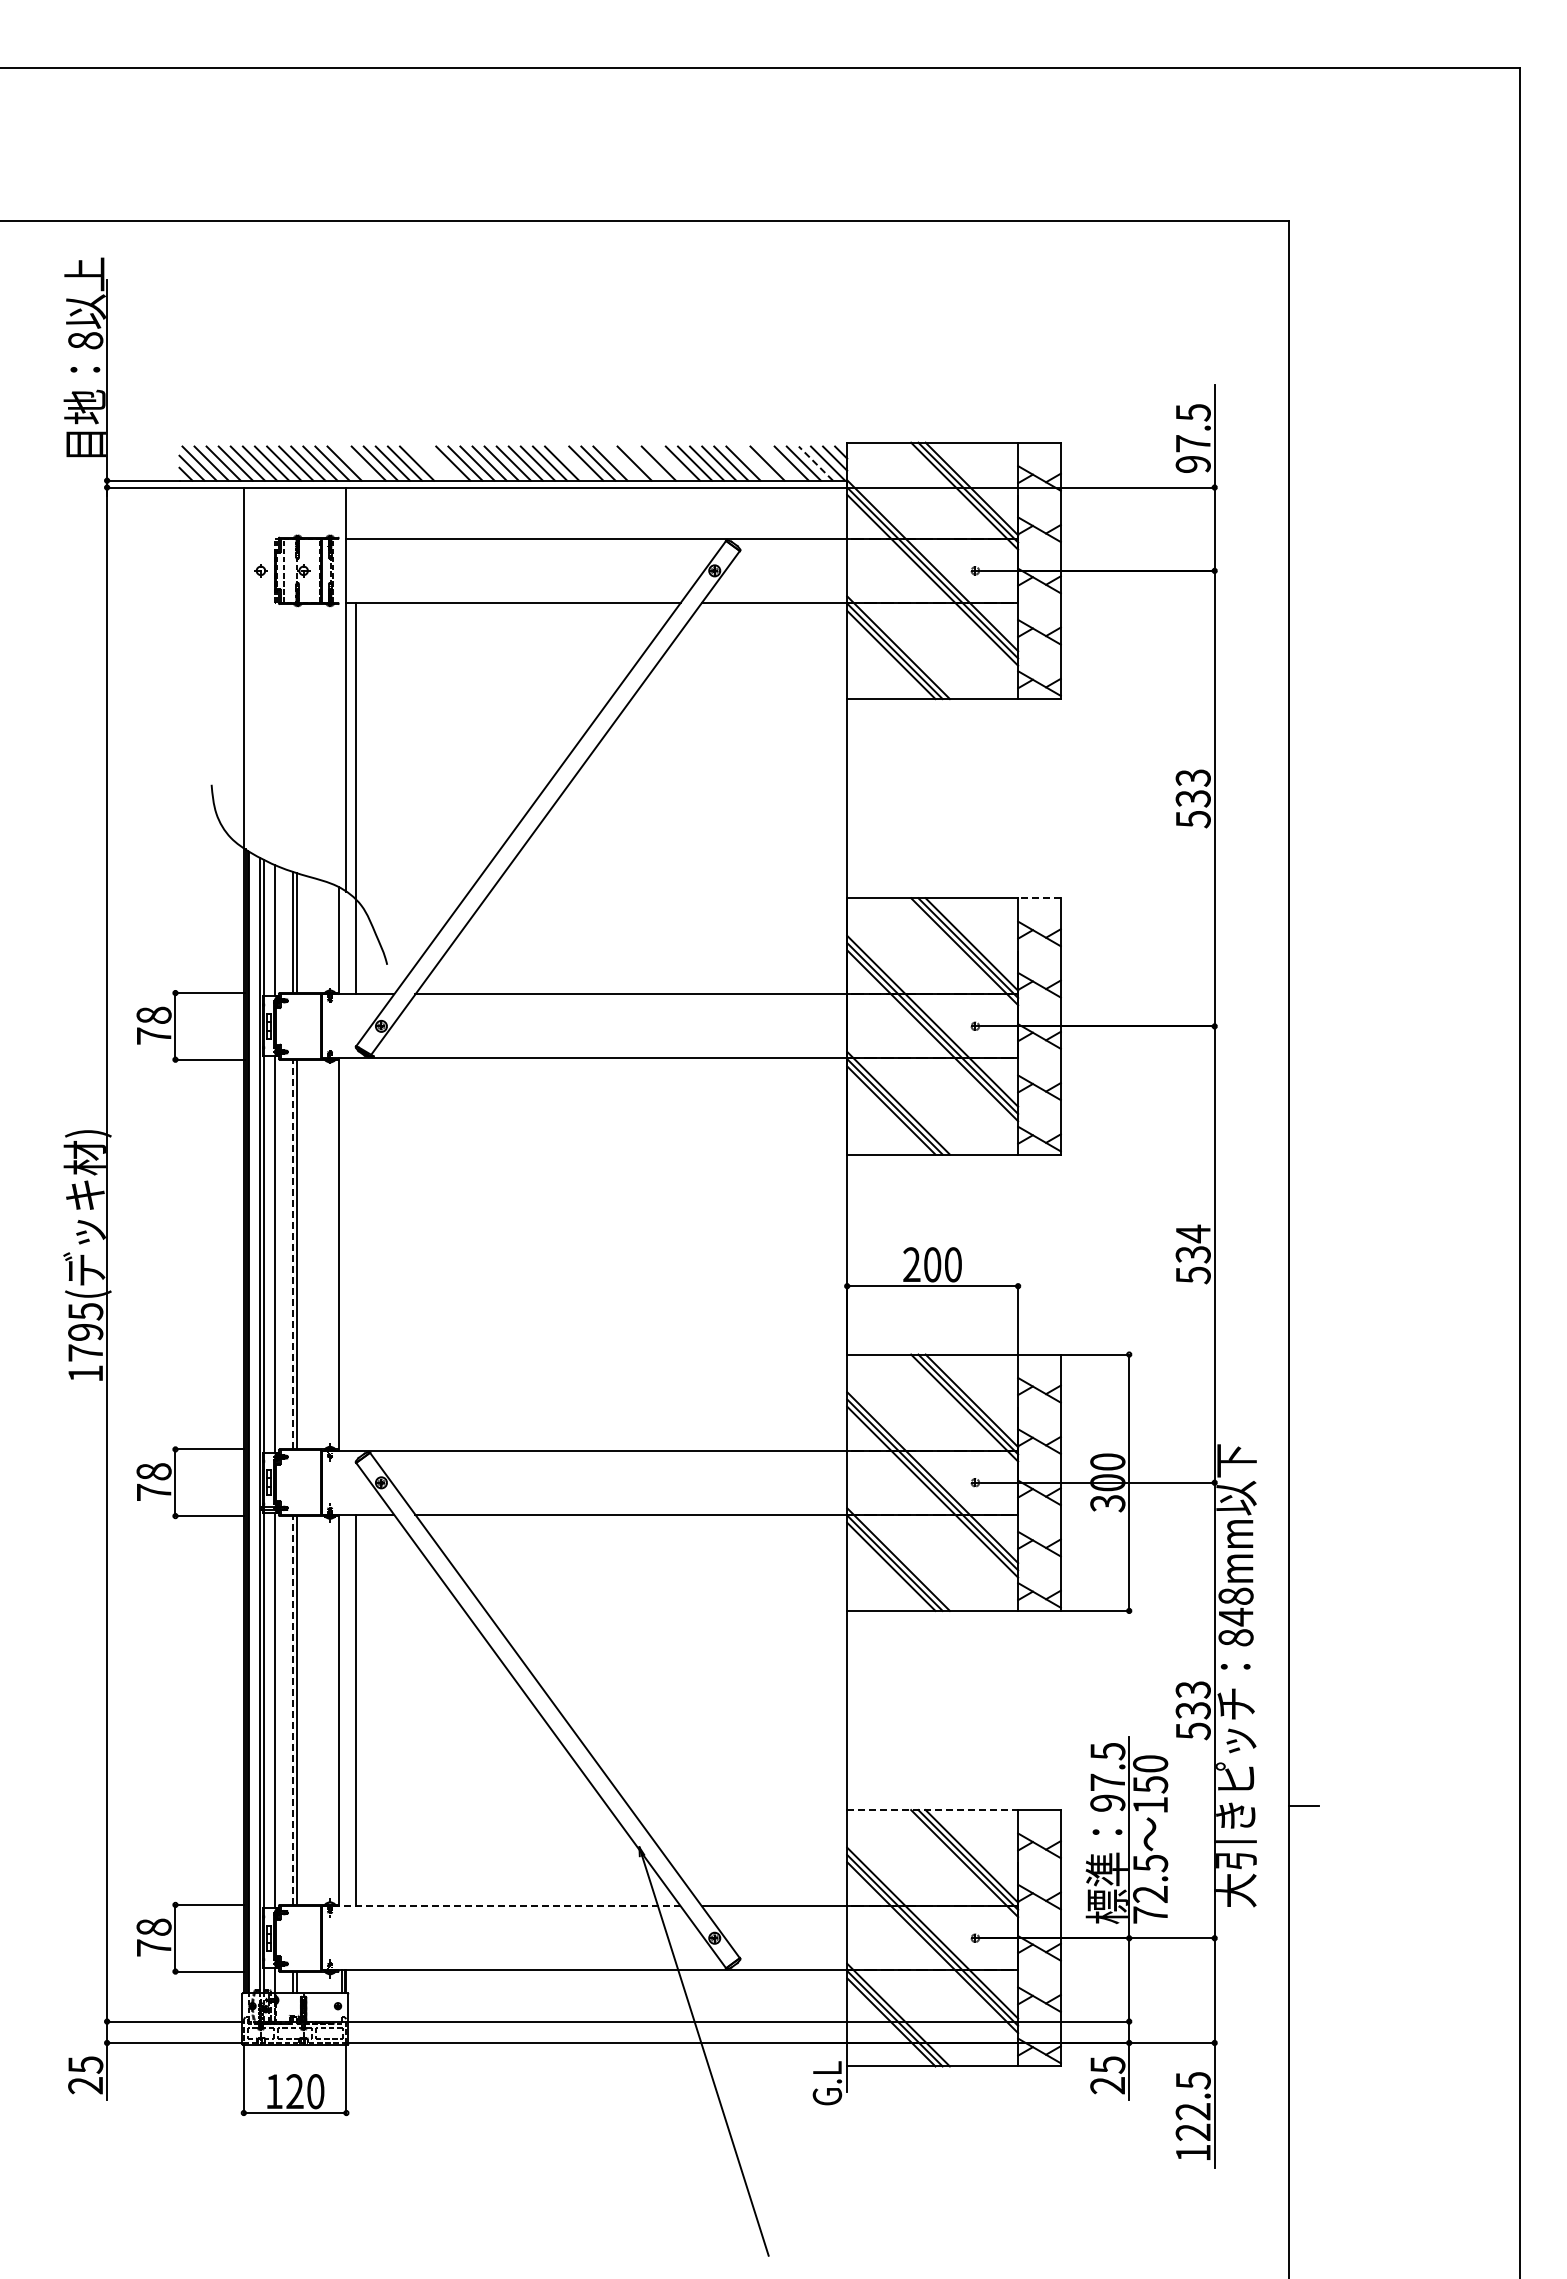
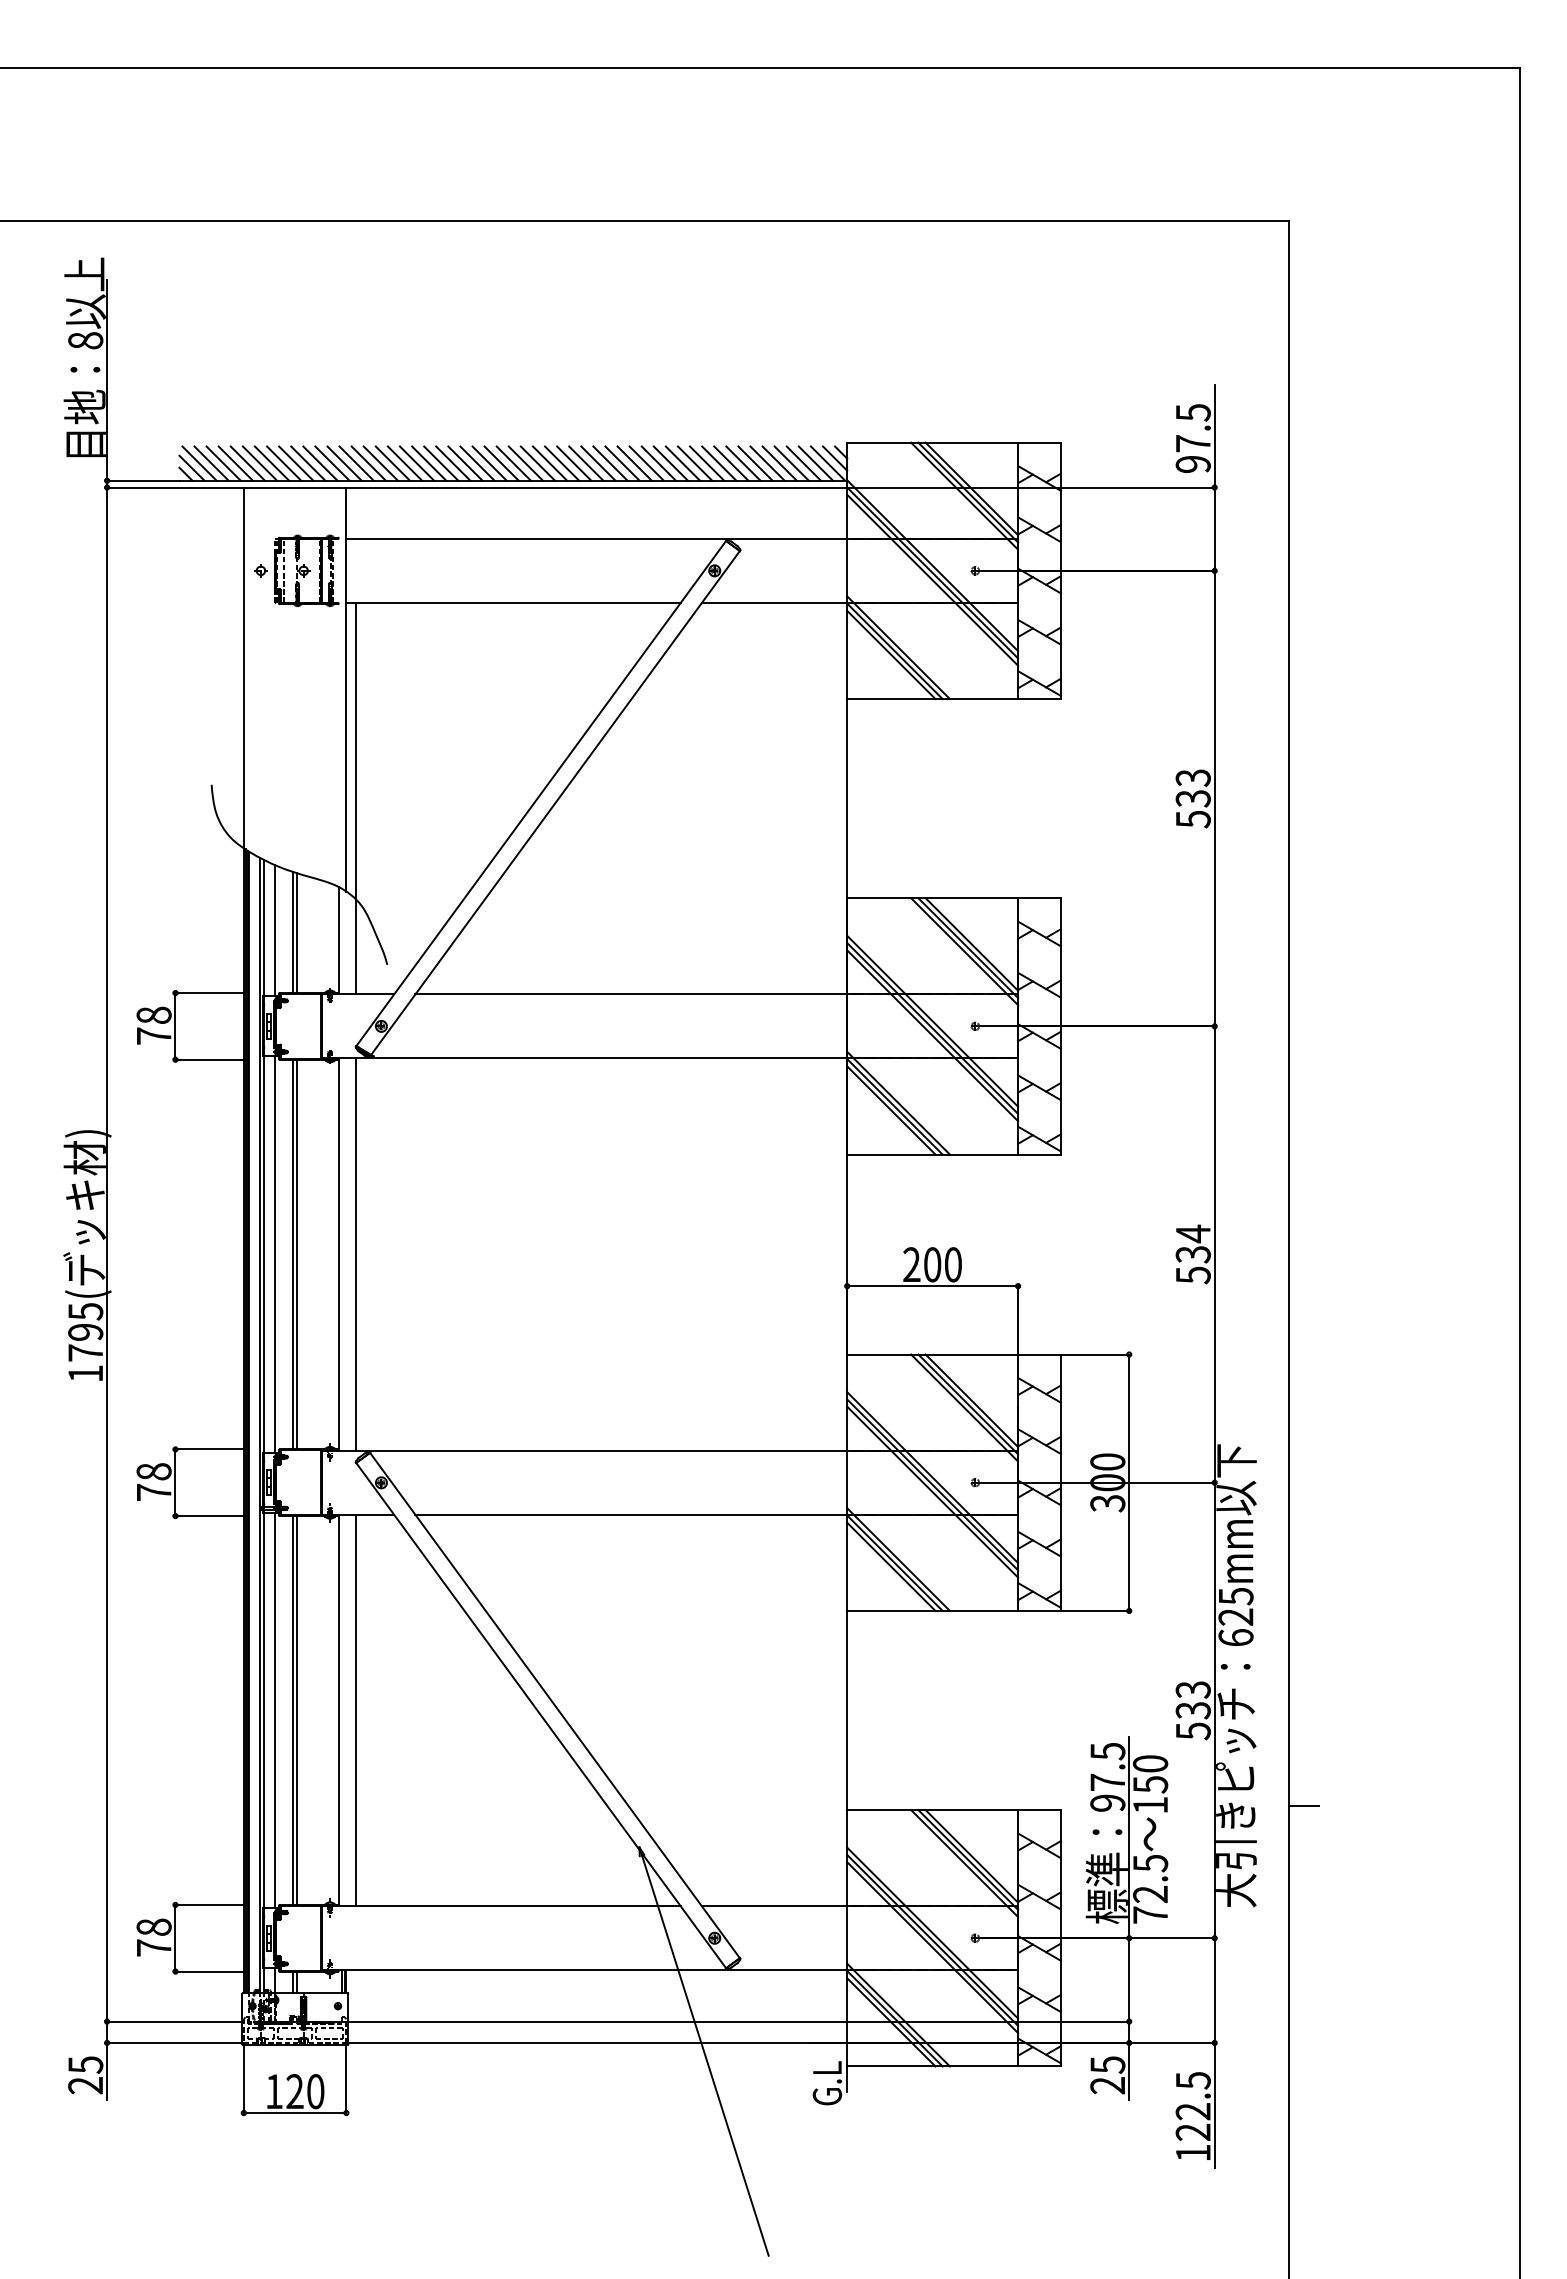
line: none -> present (356, 463)
line: none -> present (429, 463)
line: none -> present (441, 463)
line: none -> present (574, 463)
line: none -> present (622, 463)
line: none -> present (646, 463)
line: none -> present (670, 463)
line: none -> present (755, 463)
line: none -> present (779, 463)
line: dashed -> solid (815, 463)
line: dashed -> solid (1039, 898)
line: dashed -> solid (292, 1254)
line: none -> present (355, 1254)
text: 848mm -> 625mm (1235, 1616)
line: dashed -> solid (292, 1710)
line: dashed -> solid (933, 1810)
line: dashed -> solid (501, 1906)
